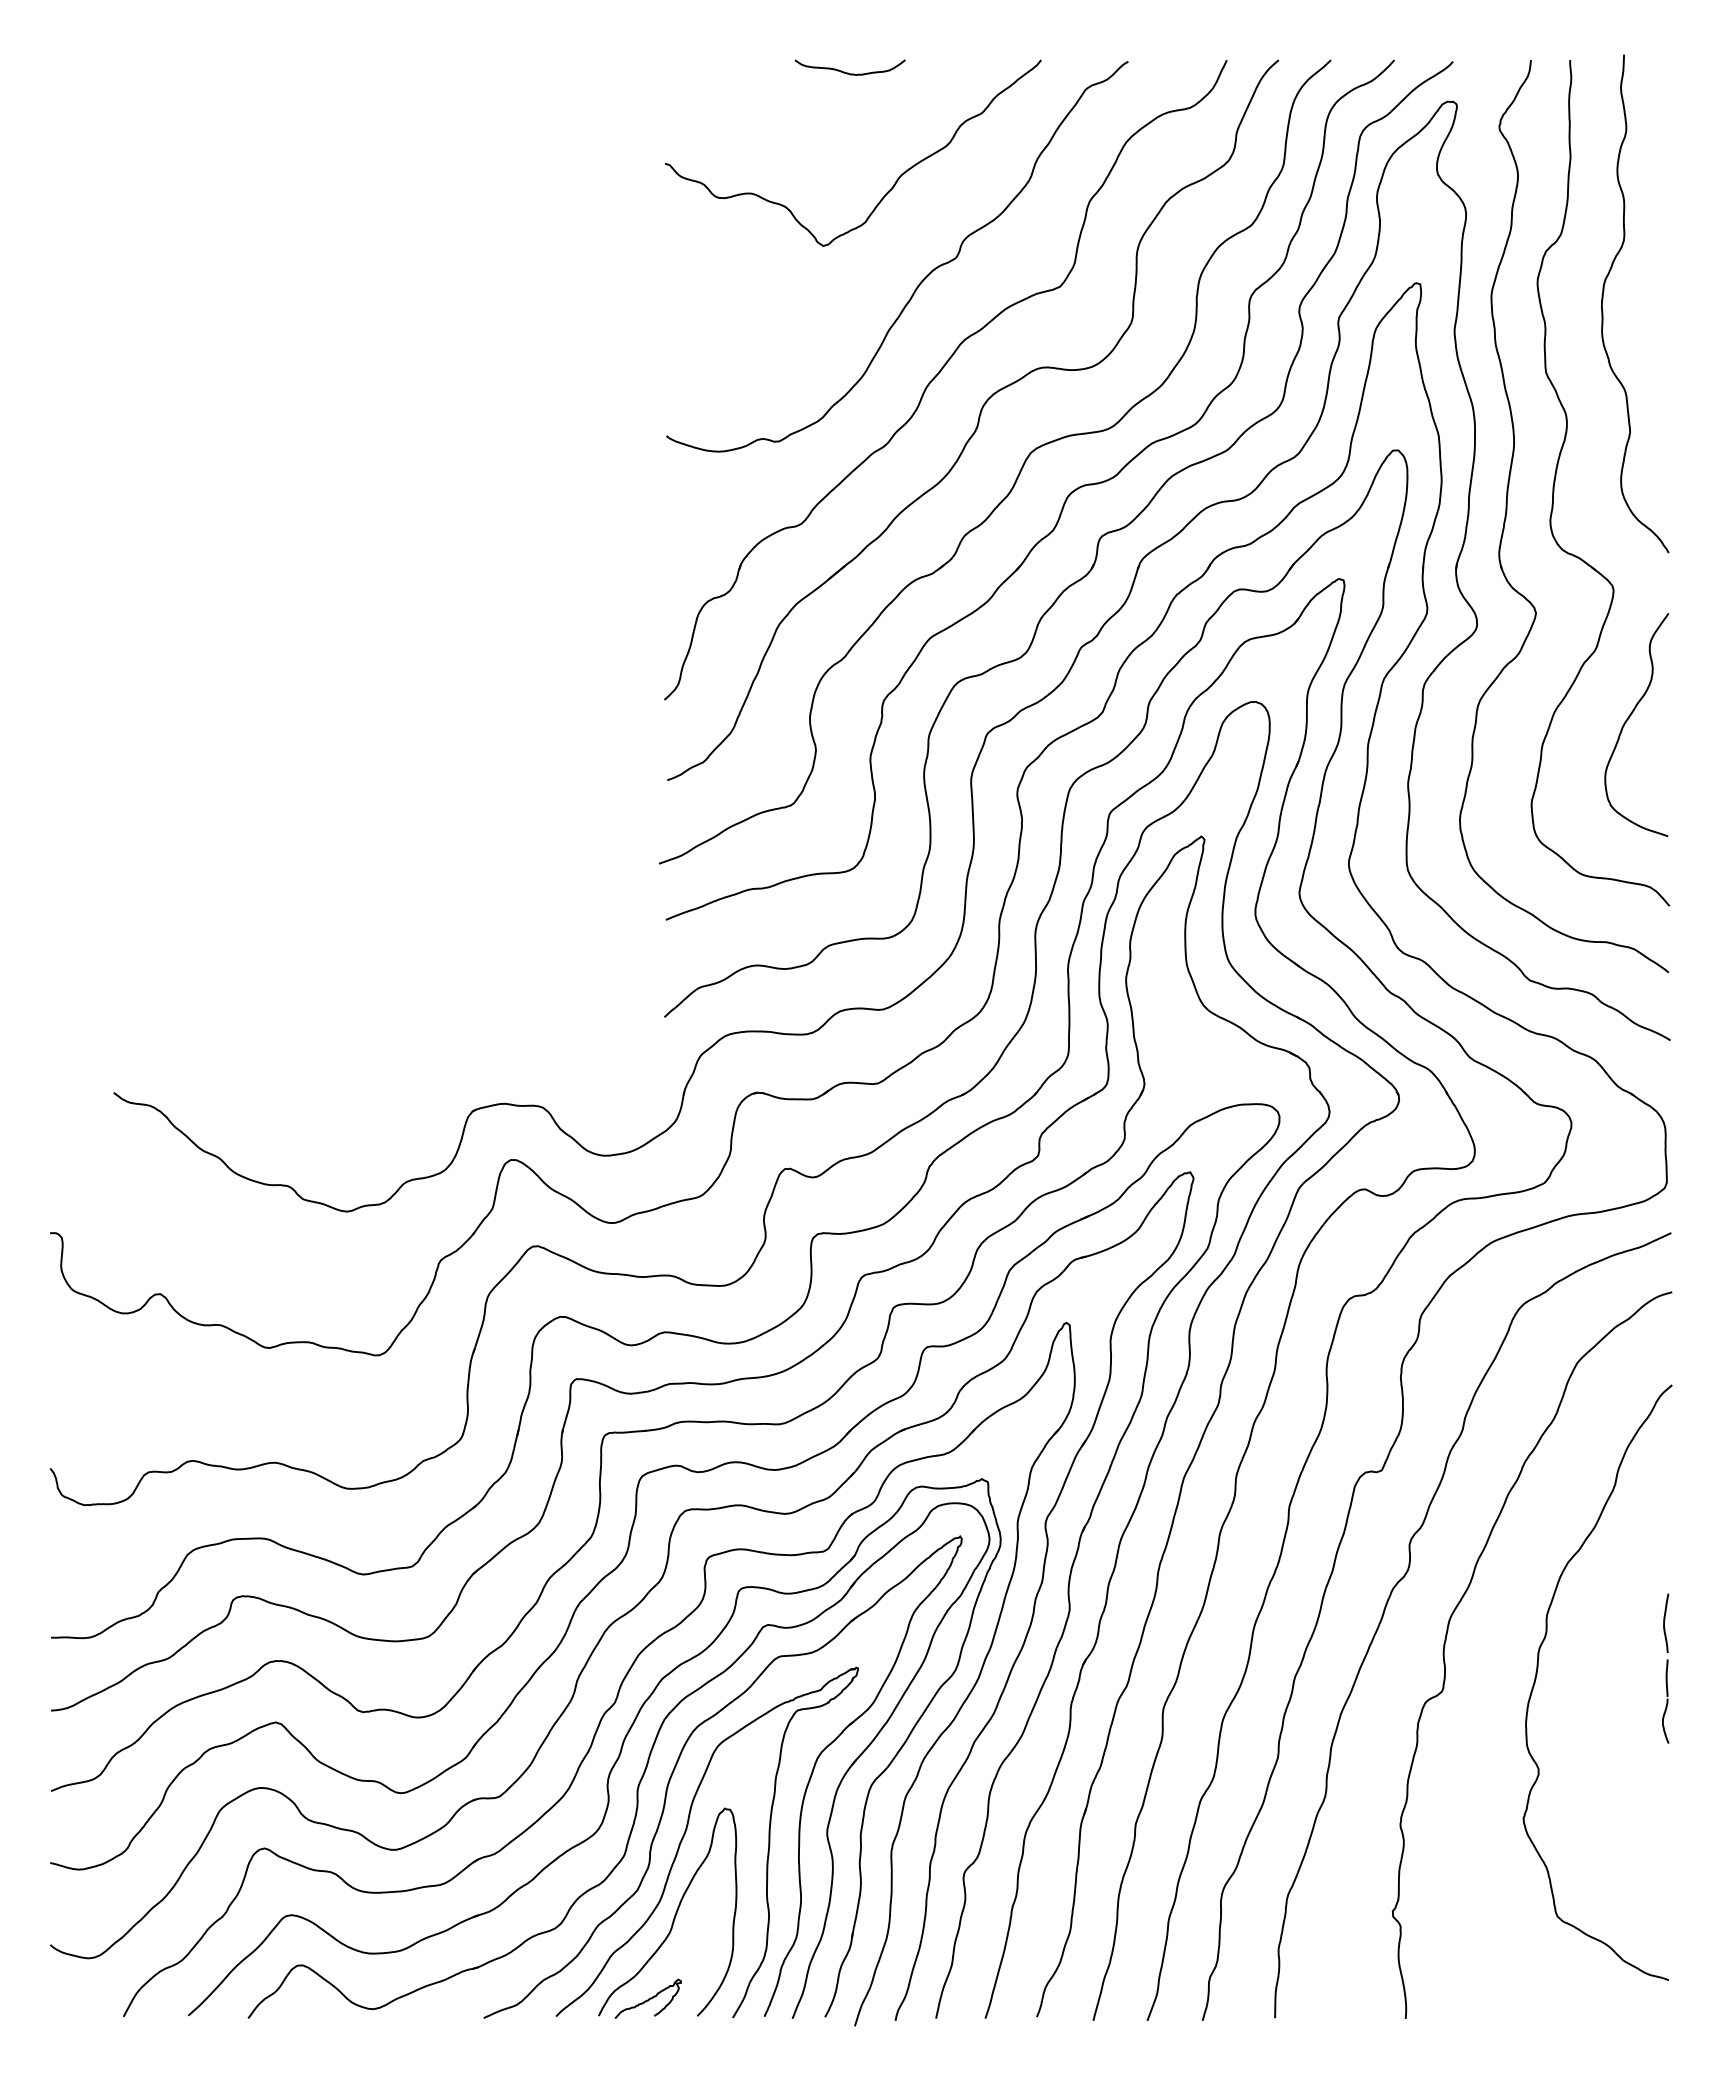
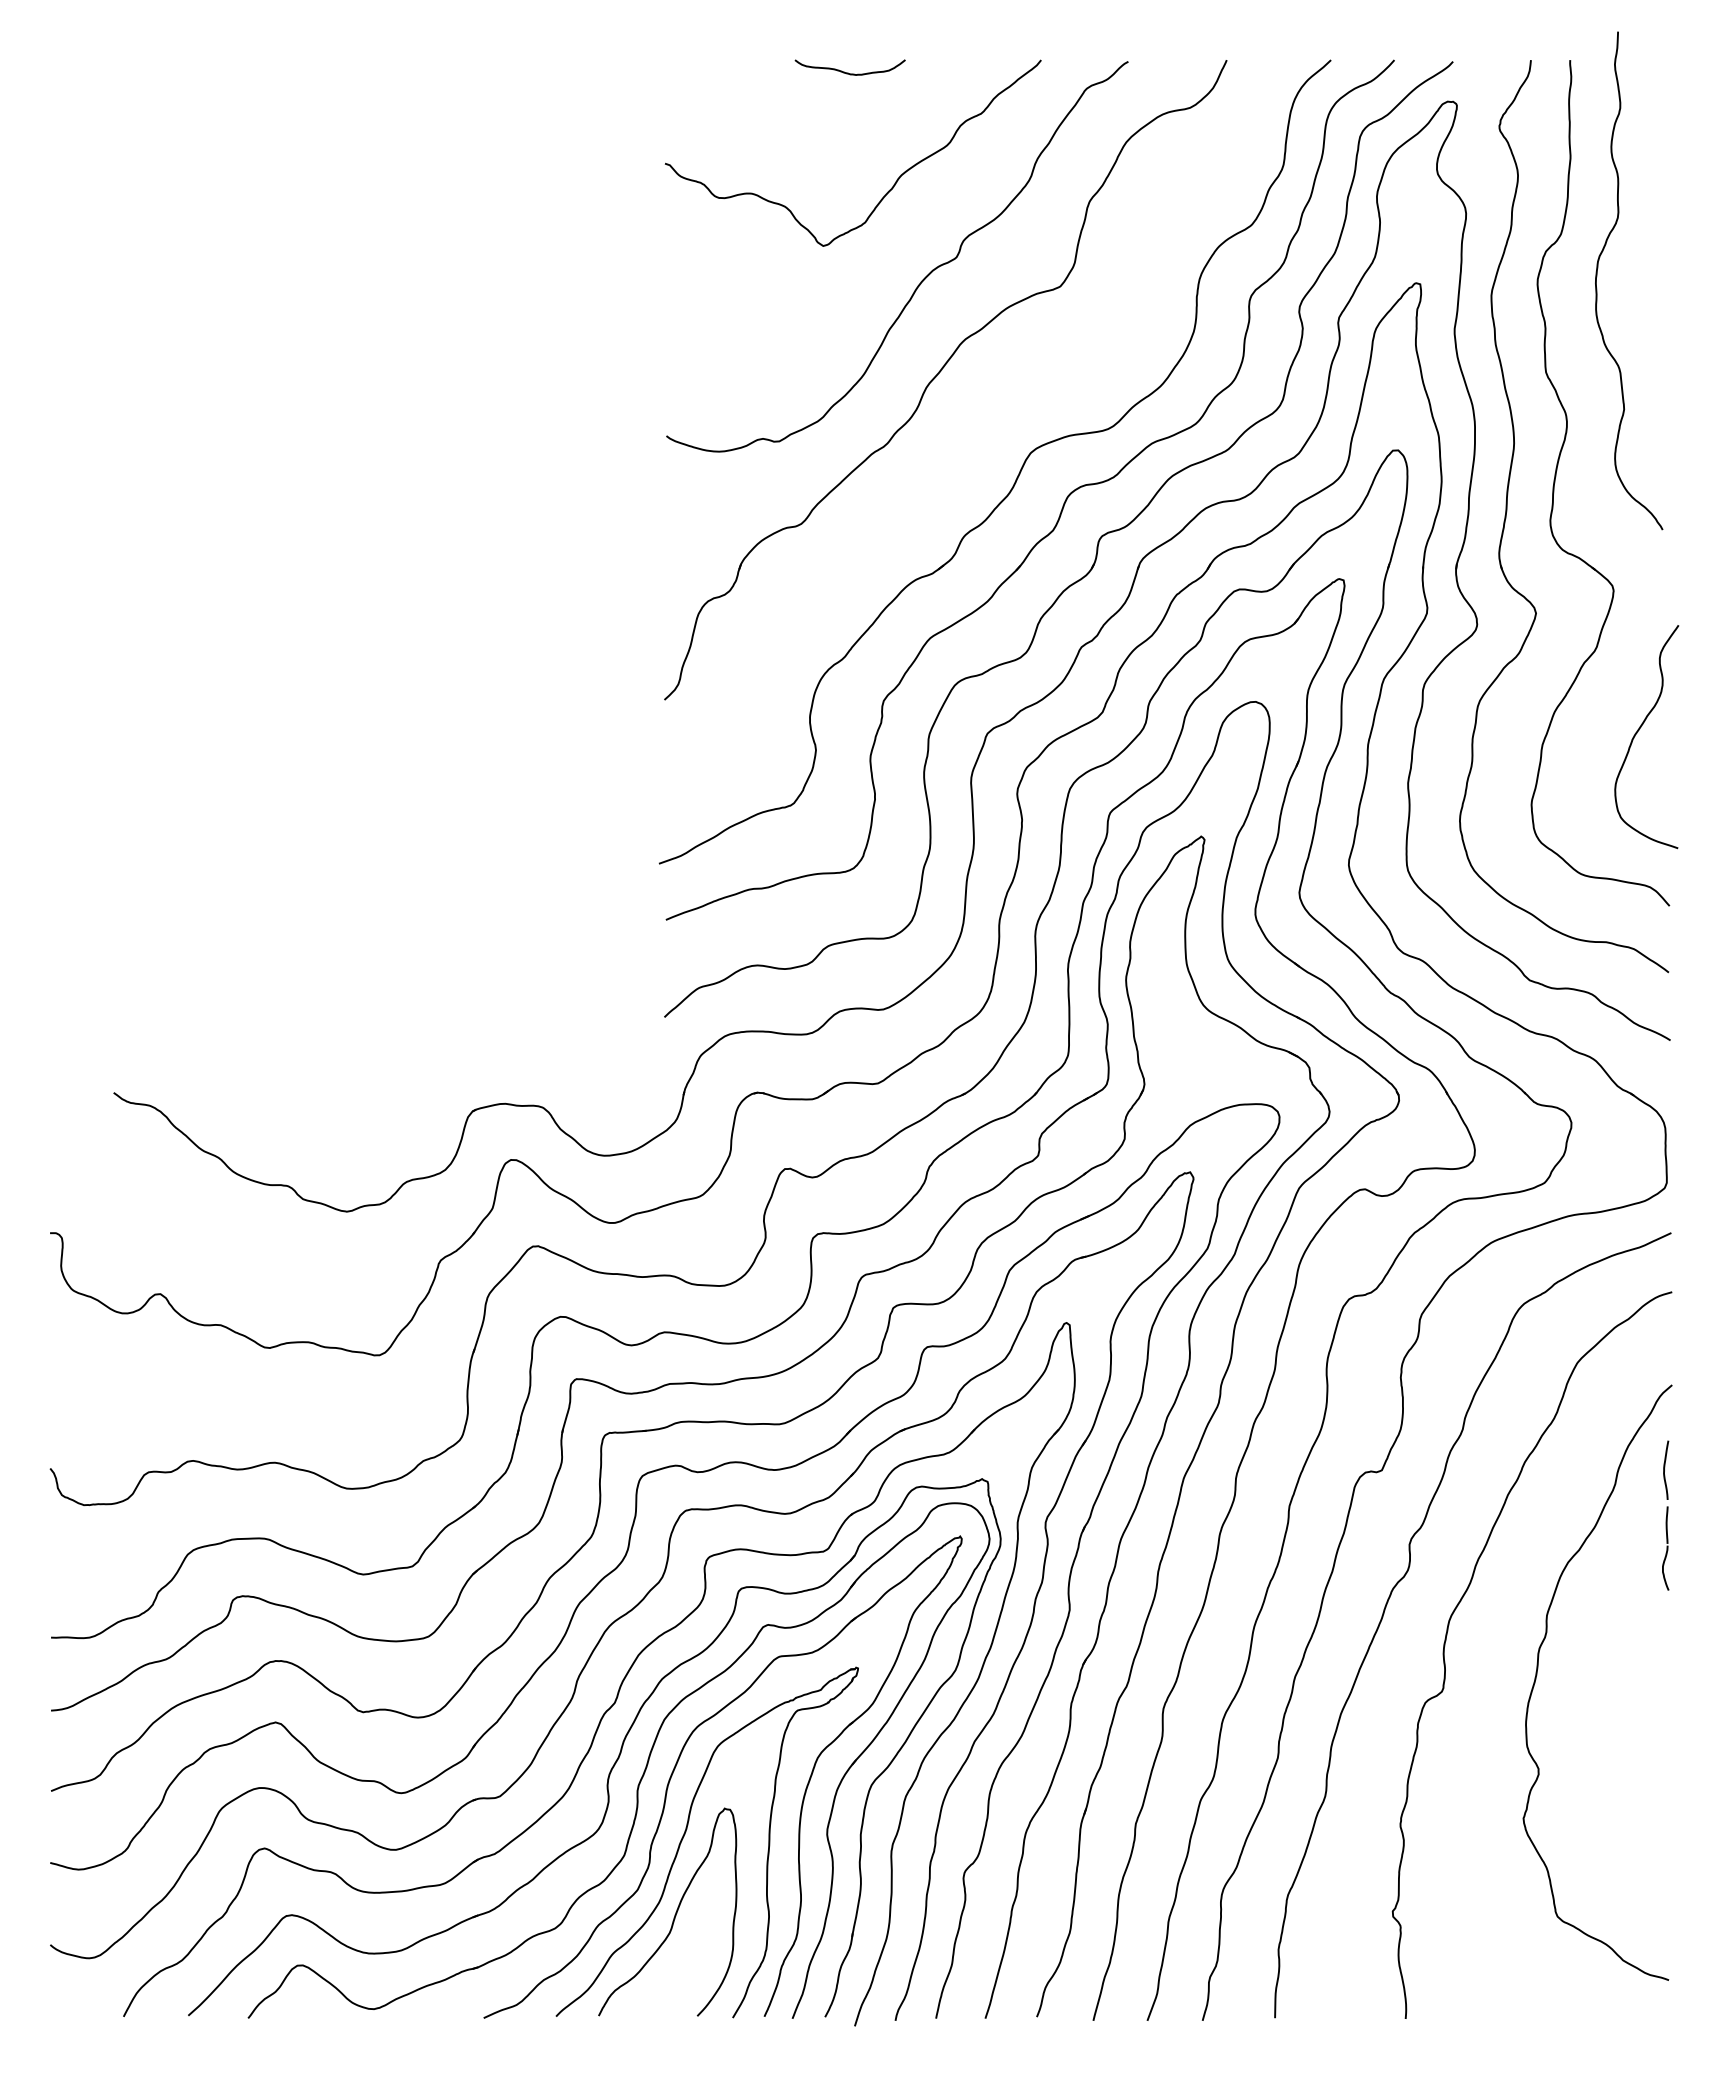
curve position: (1603, 299) -> (1597, 276) (1597, 276)
part: present -> none (973, 419)
curve position: (1627, 721) -> (1637, 733) (1637, 733)
part position: (1665, 1668) -> (1665, 1515) (1665, 1515)
curve: present -> none (648, 1998)
